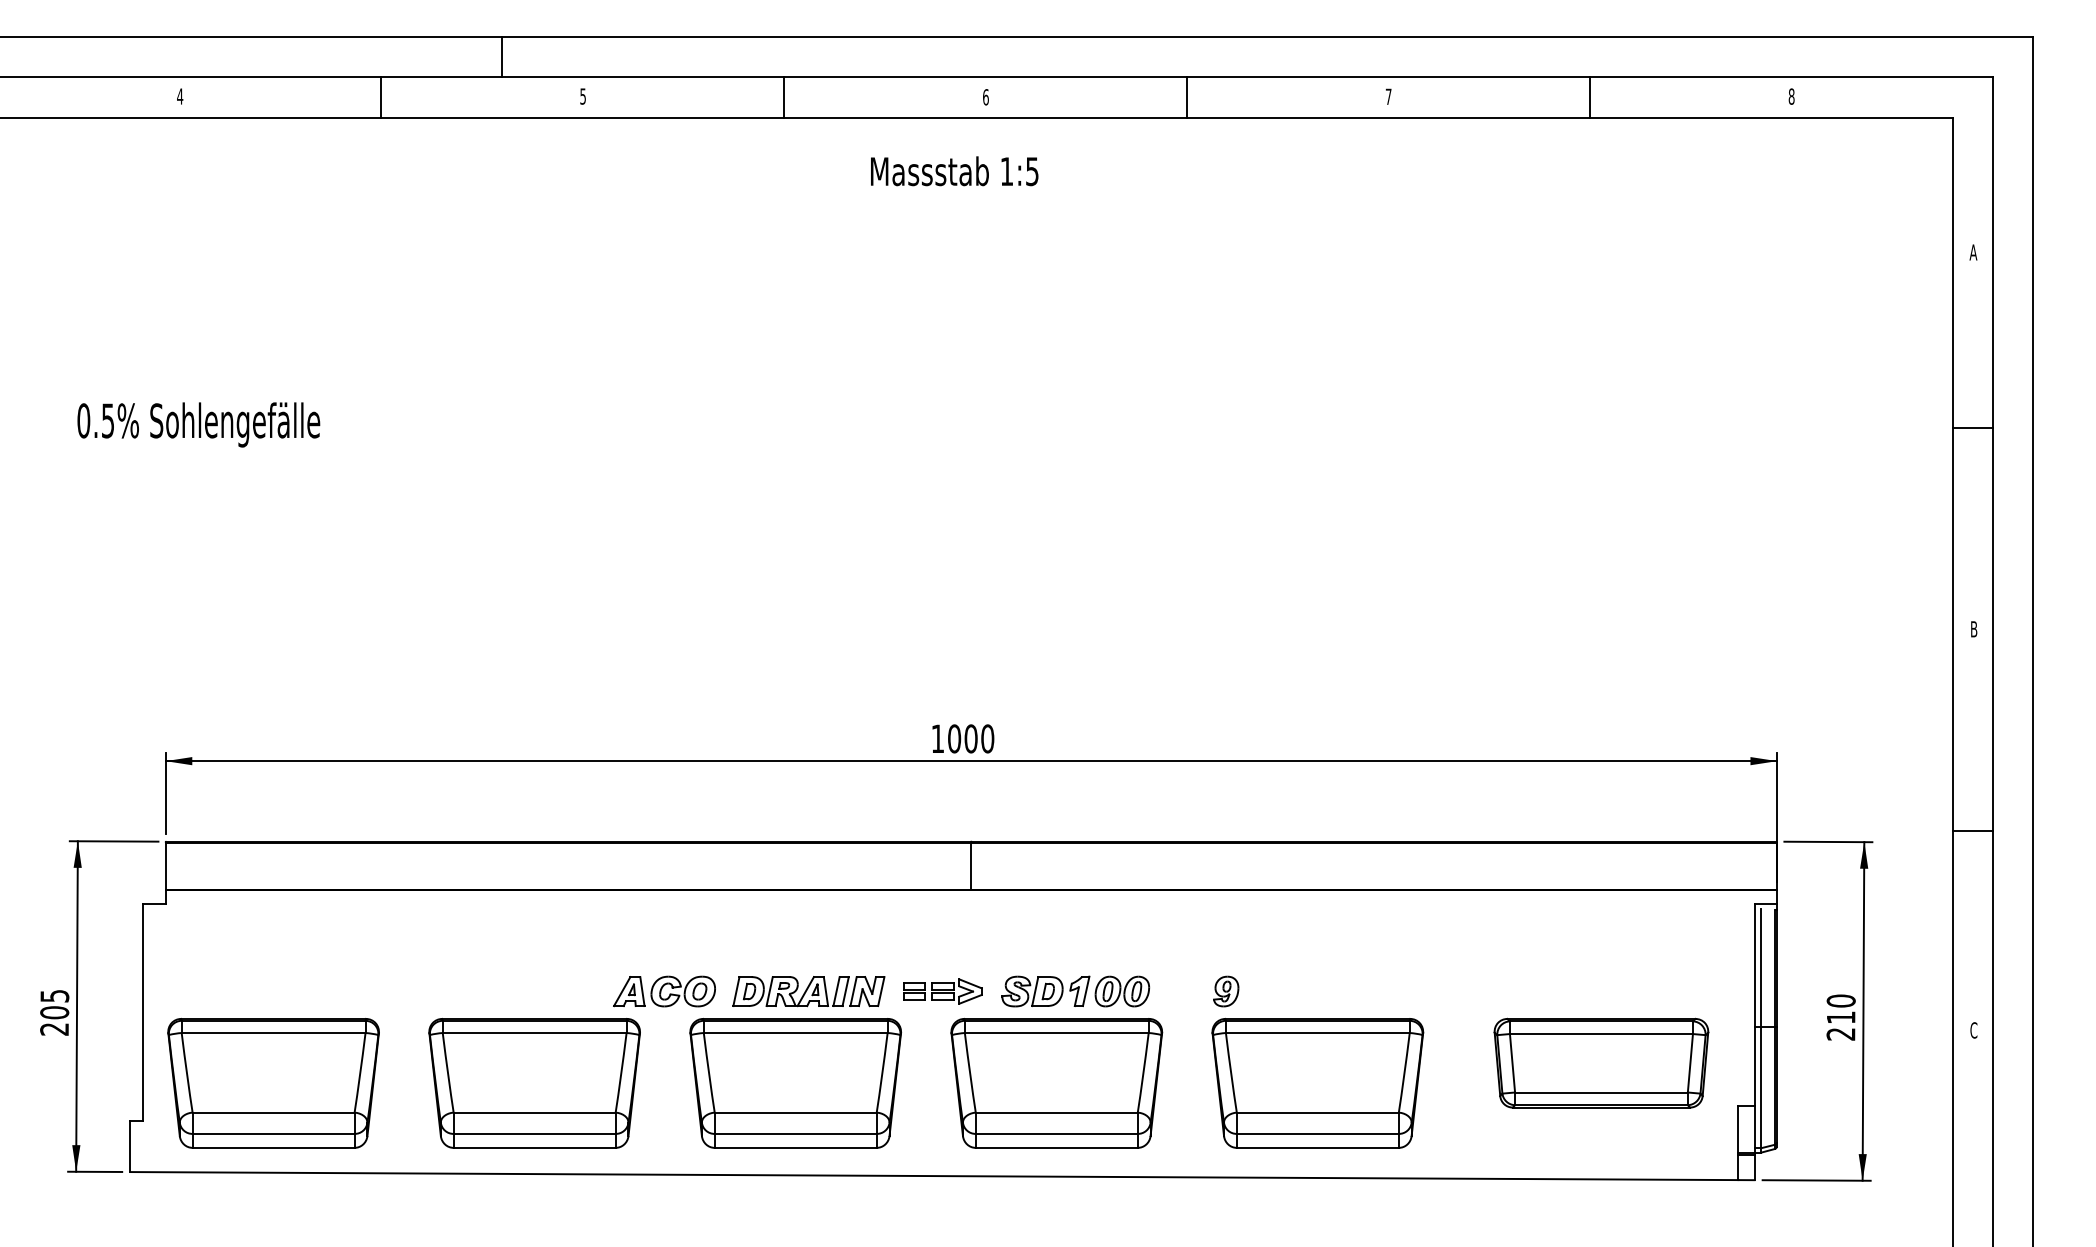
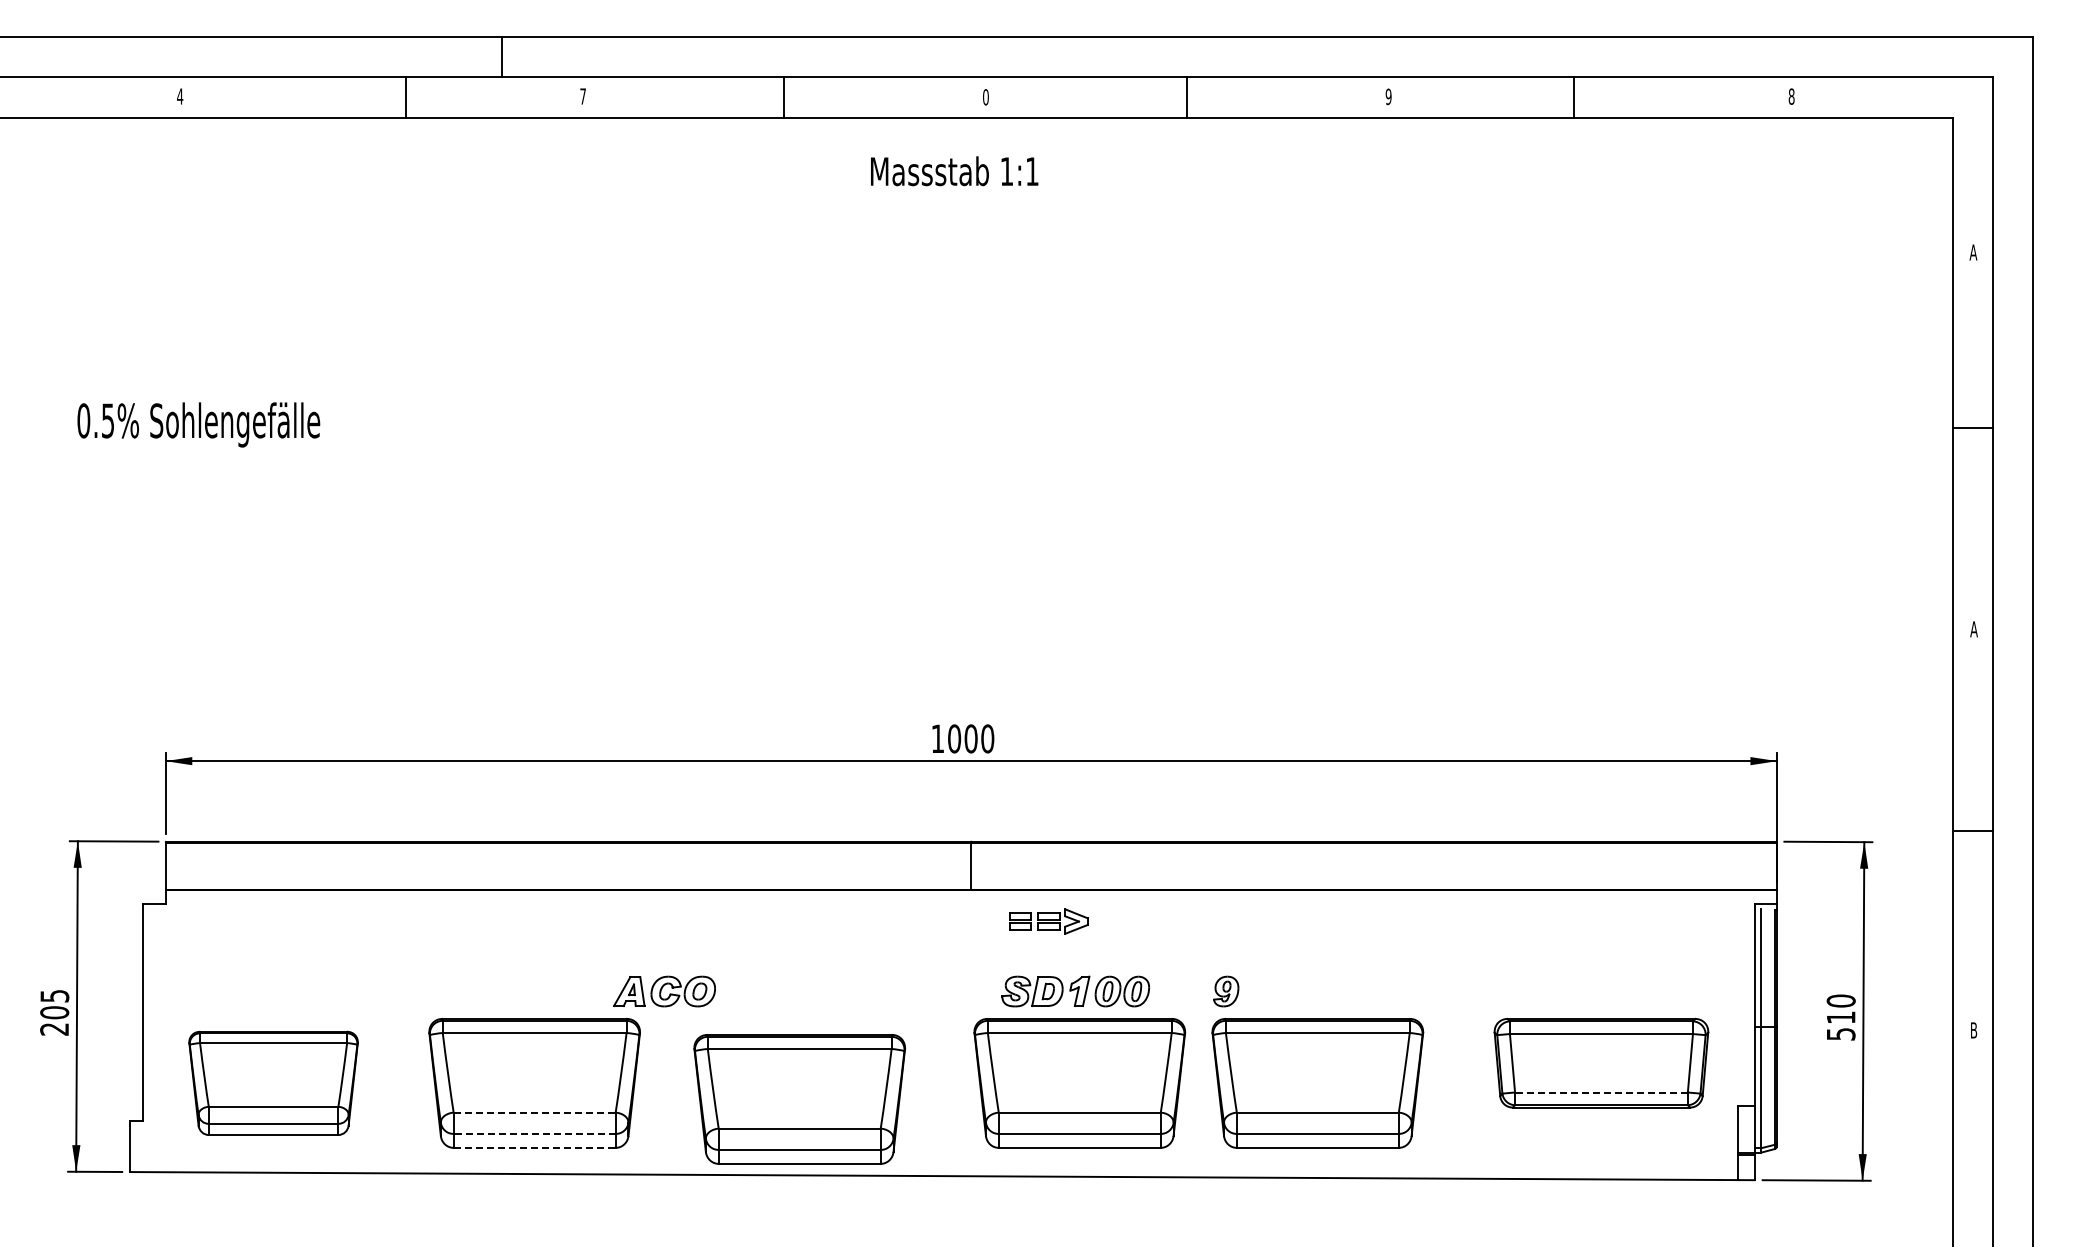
text: 5 -> 7 (582, 96)
text: 6 -> 0 (985, 96)
text: 7 -> 9 (1388, 96)
line position: (381, 97) -> (406, 97) (406, 97)
line position: (1589, 97) -> (1573, 97) (1573, 97)
text: 1:5 -> 1:1 (1032, 171)
text: B -> A (1973, 629)
part: present -> none (808, 991)
part position: (942, 991) -> (1048, 921) (1048, 921)
text: C -> B (1973, 1030)
text: 210 -> 510 (1840, 1034)
part size: 213x131 px -> 171x106 px (273, 1082)
part position: (795, 1083) -> (799, 1099) (799, 1099)
part position: (1056, 1083) -> (1079, 1083) (1079, 1083)
line: solid -> dashed (1600, 1092)
line: solid -> dashed (535, 1112)
line: solid -> dashed (534, 1133)
line: solid -> dashed (535, 1147)
